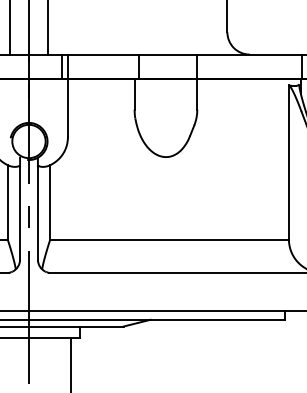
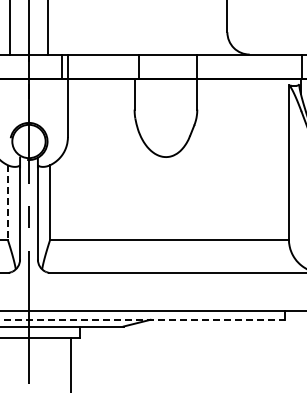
line: solid -> dashed (7, 202)
line: solid -> dashed (143, 319)
